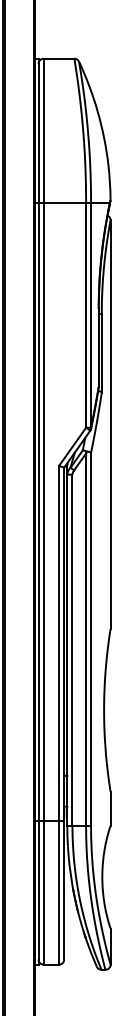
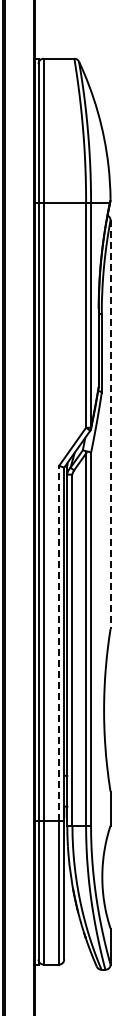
line: solid -> dashed (110, 425)
line: solid -> dashed (59, 642)
